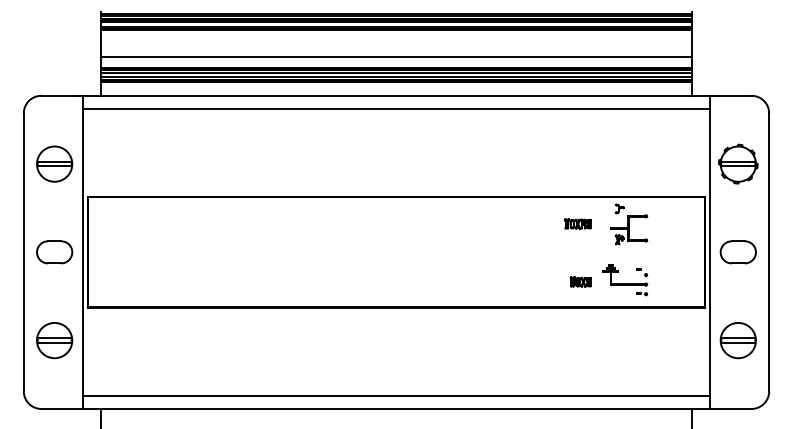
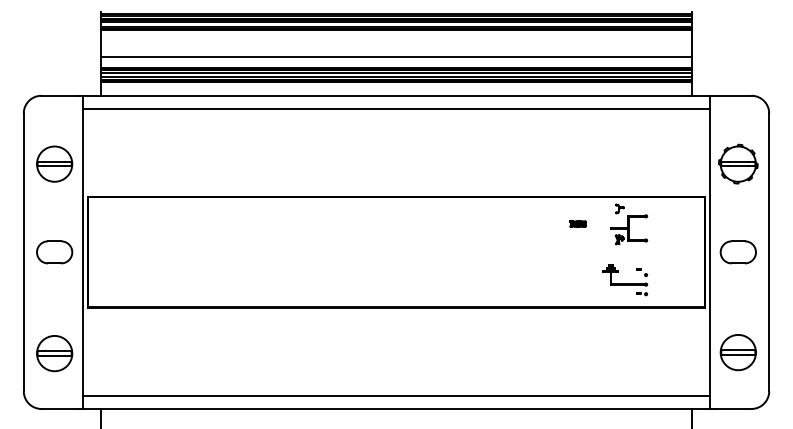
part size: 28x12 px -> 18x8 px (577, 223)
part: present -> none (580, 281)
part position: (54, 340) -> (54, 353) (54, 353)
part position: (737, 340) -> (737, 352) (737, 352)
